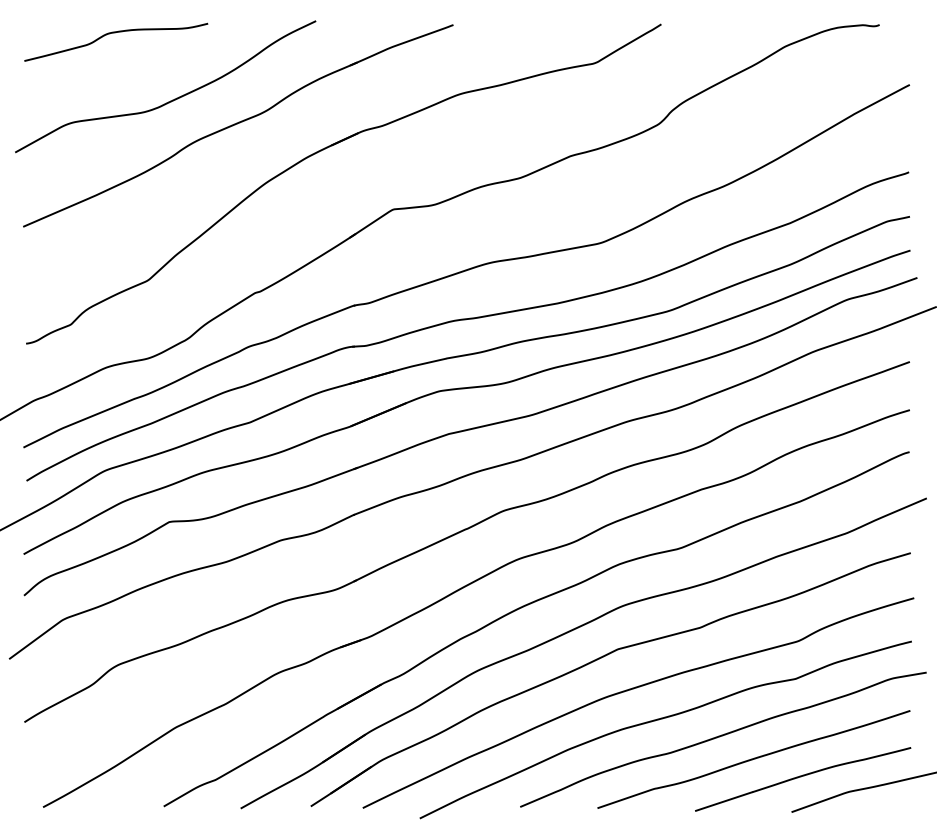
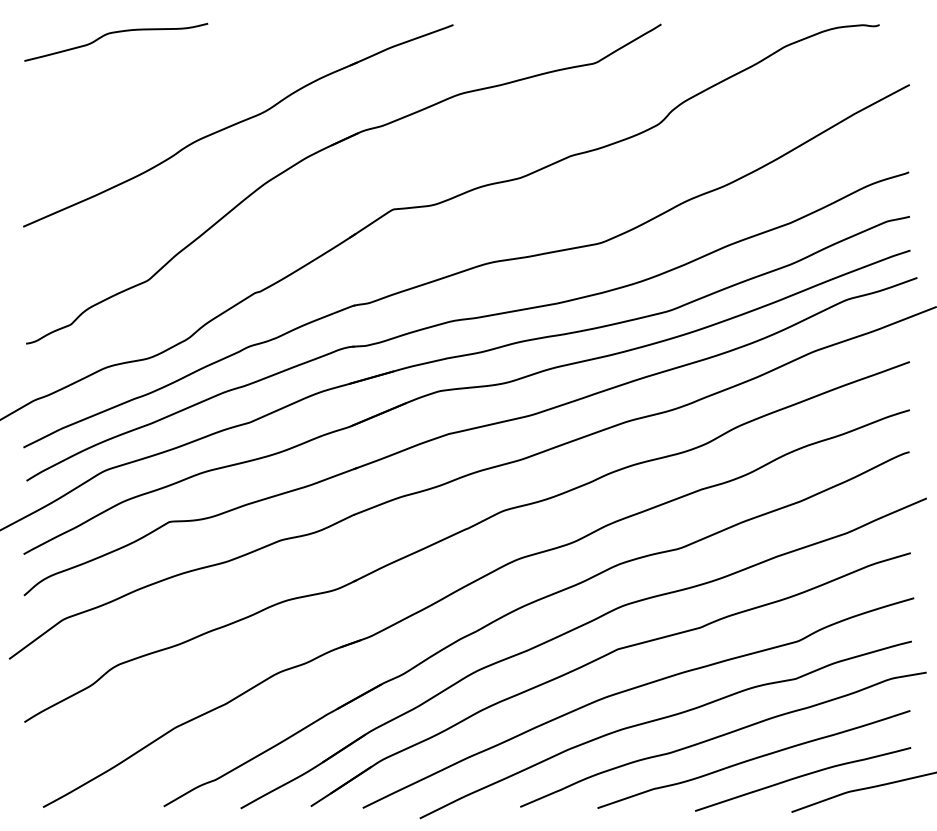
curve: present -> none (172, 99)
